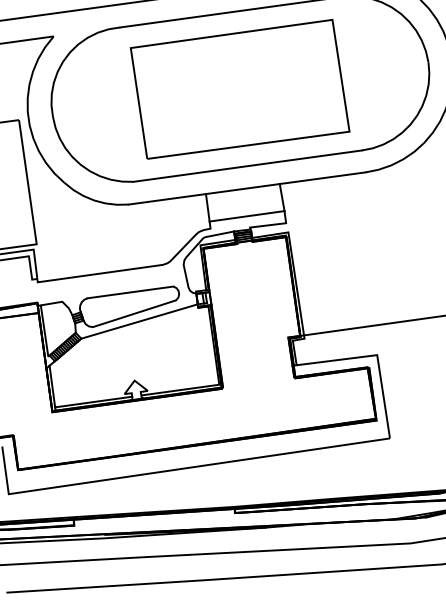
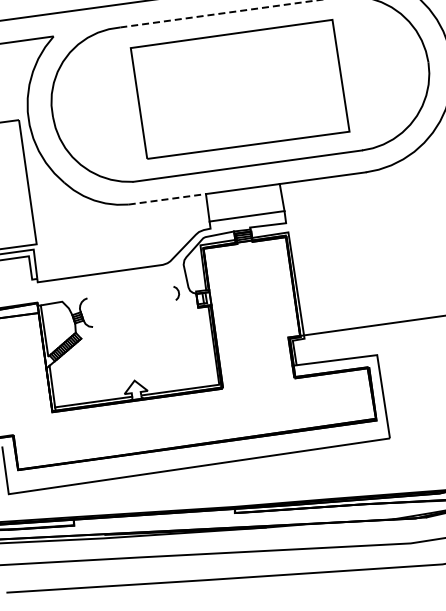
line: solid -> dashed (220, 13)
line: solid -> dashed (167, 199)
line: present -> none (130, 292)
line: present -> none (134, 313)
line: present -> none (139, 321)
